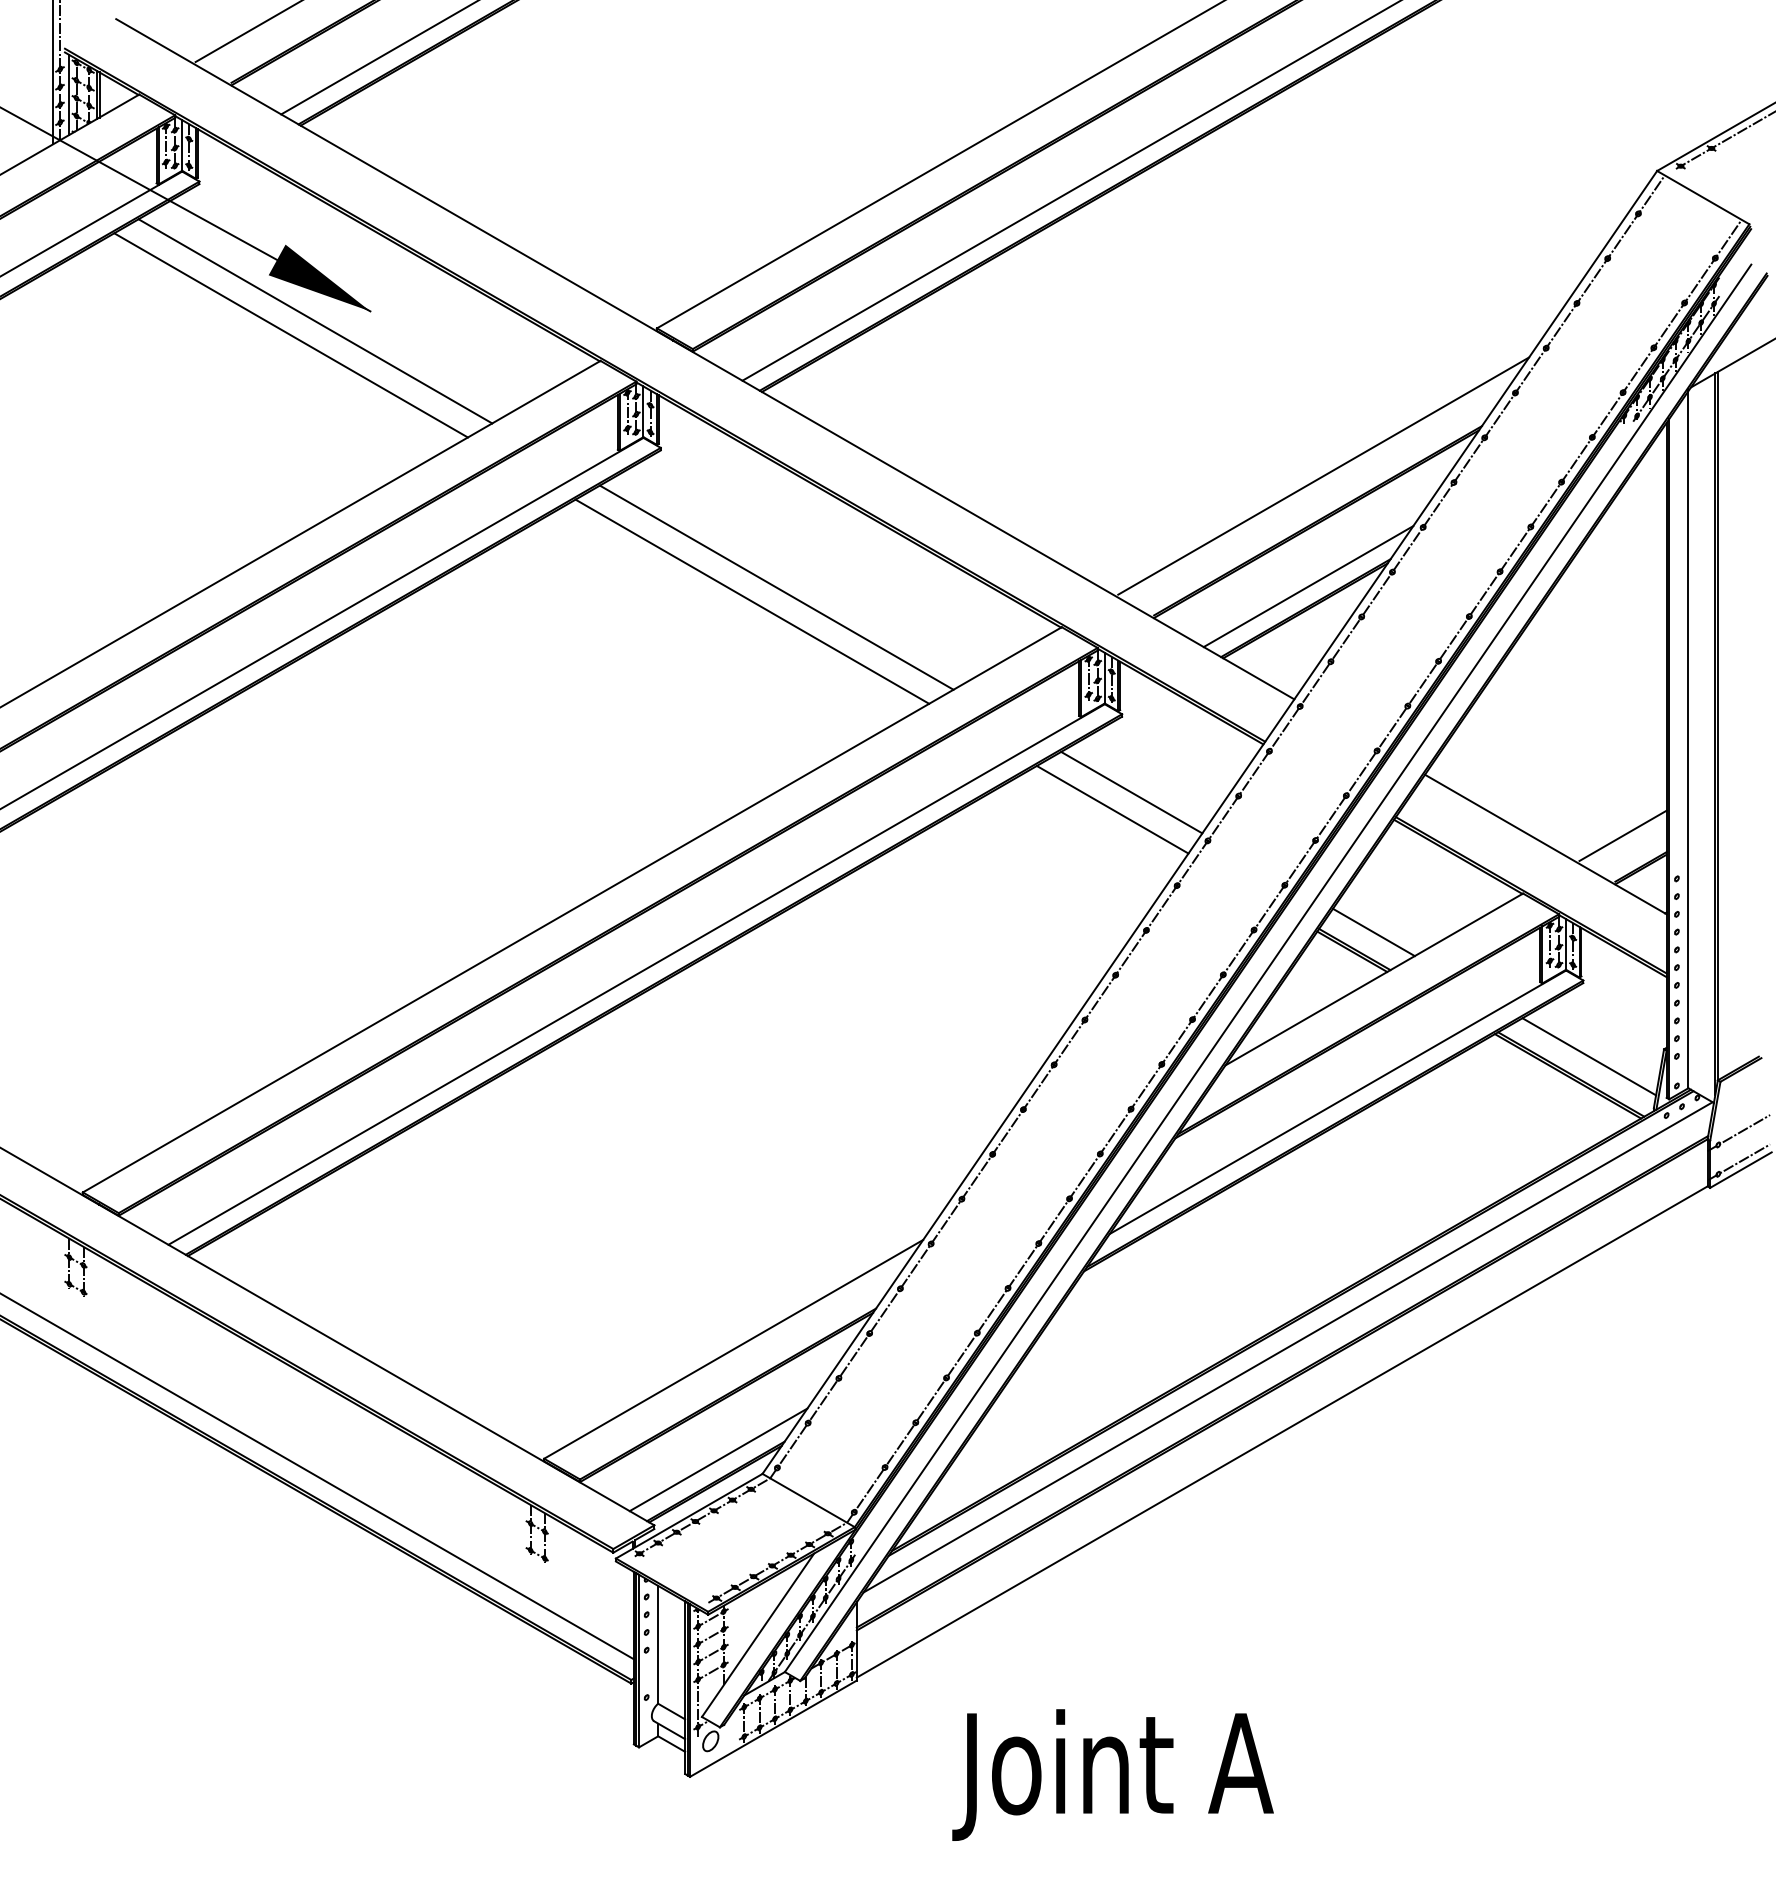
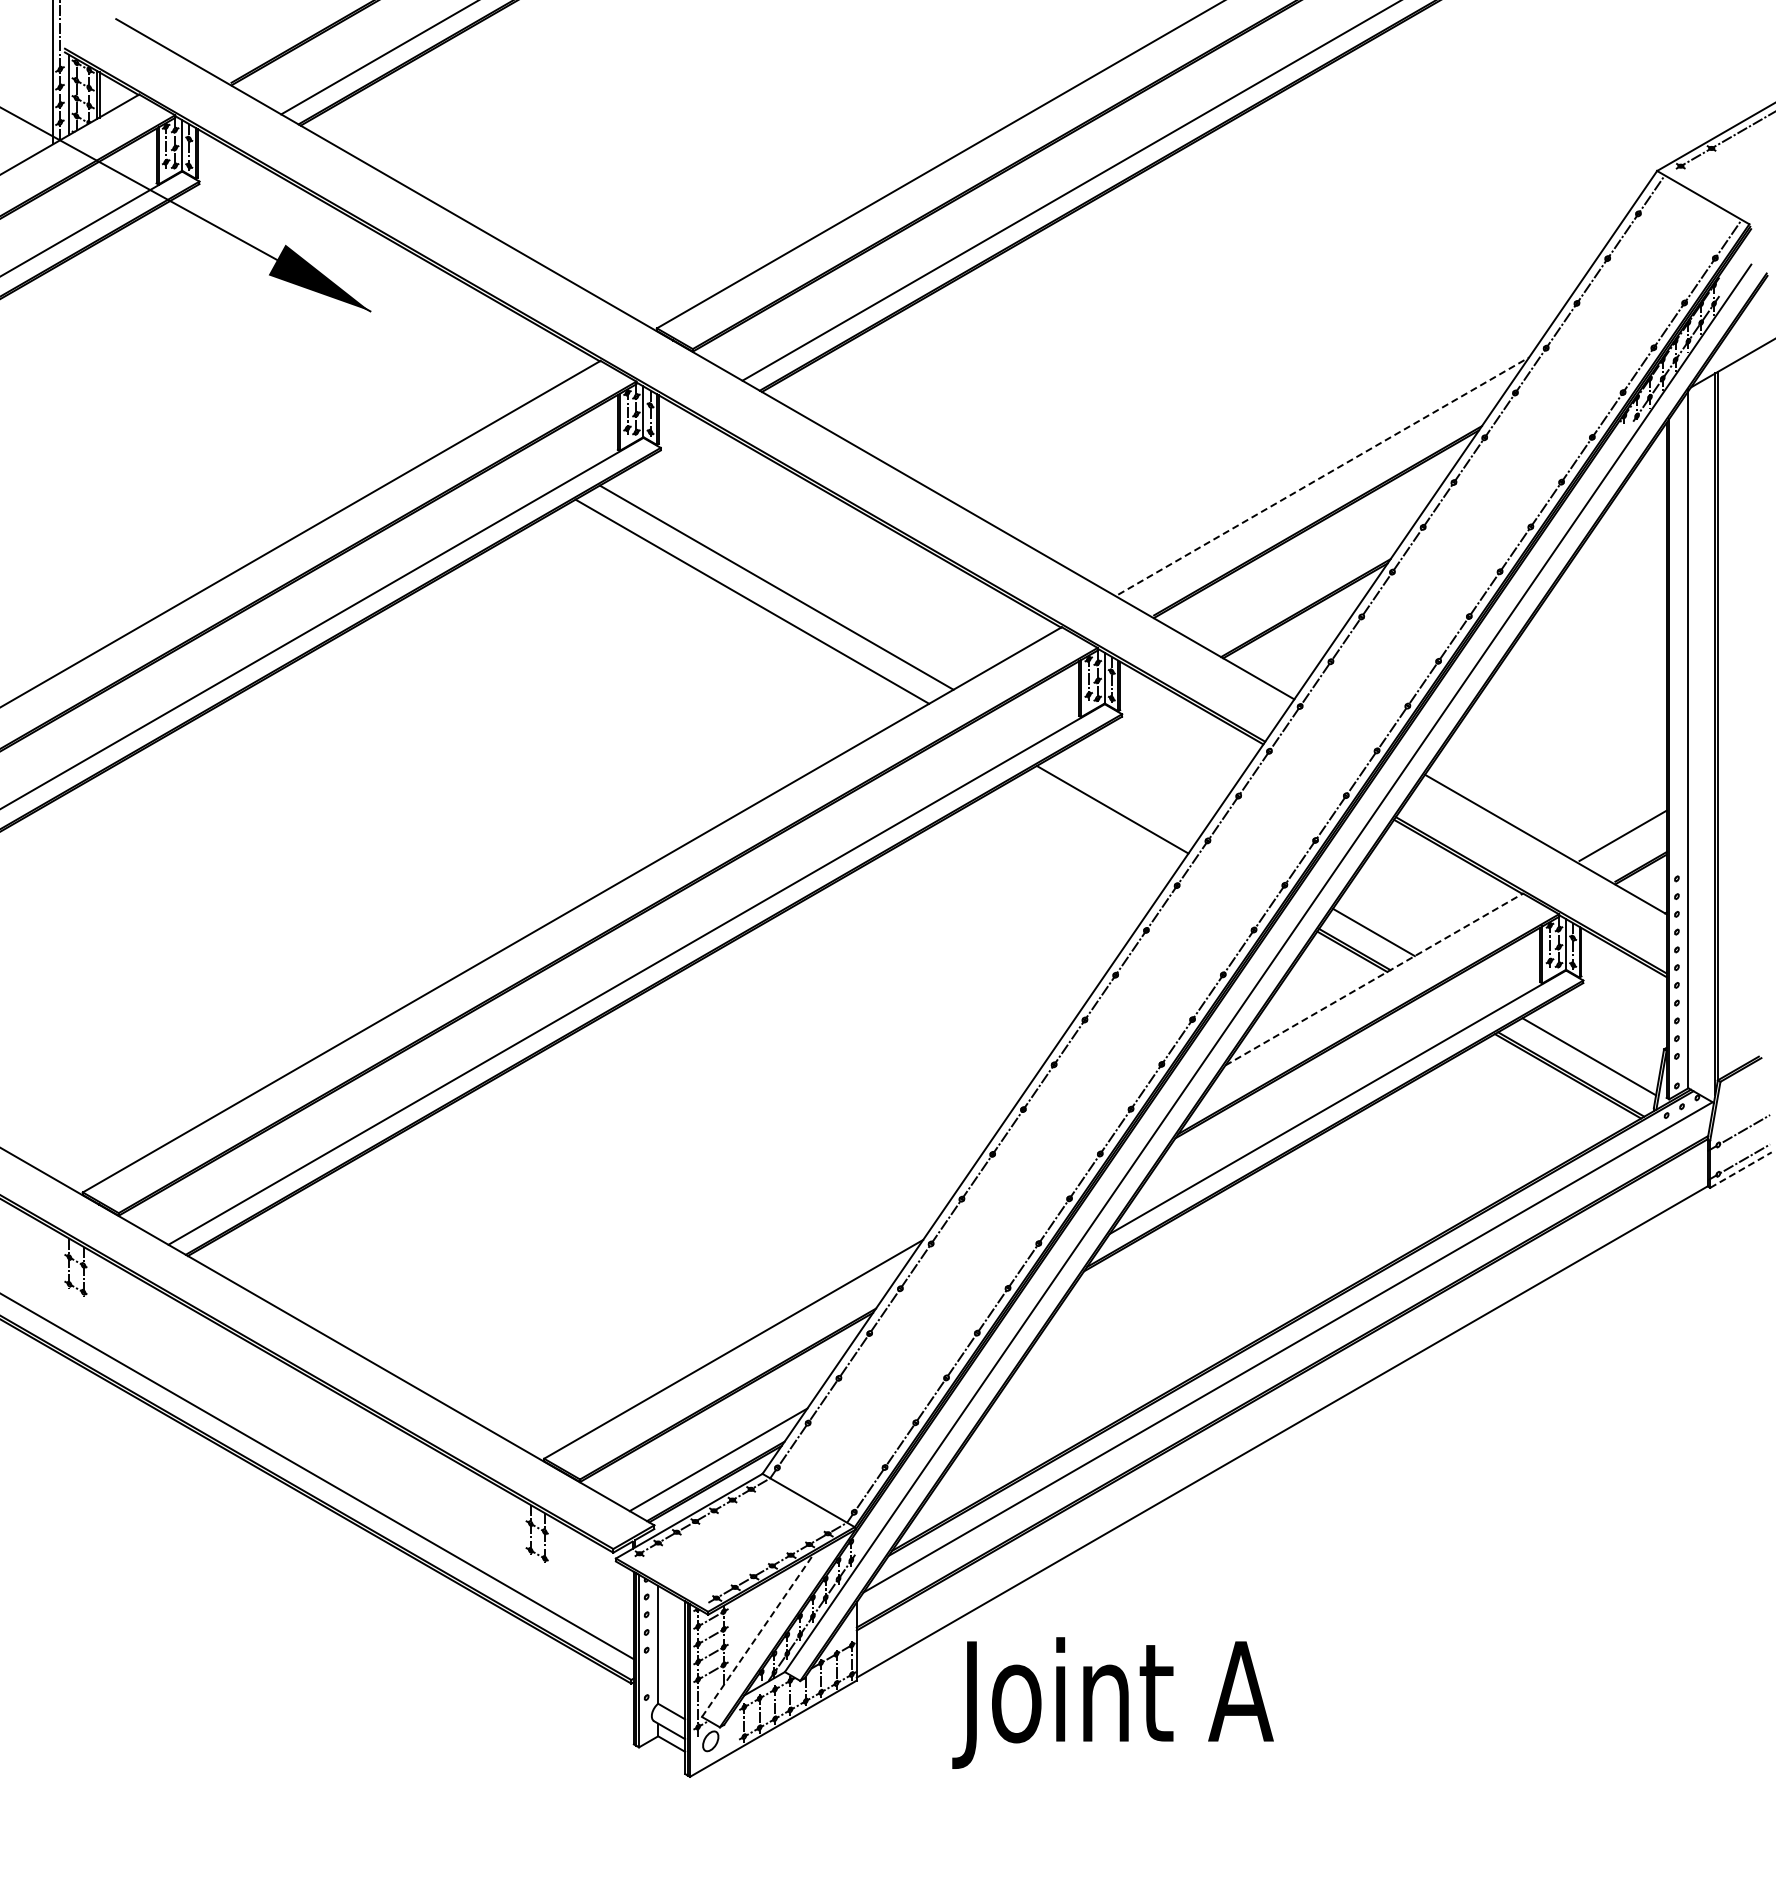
line: present -> none (247, 32)
line: present -> none (315, 321)
line: present -> none (290, 335)
line: solid -> dashed (1324, 475)
line: present -> none (1308, 586)
line: present -> none (1131, 792)
line: solid -> dashed (1374, 979)
line: solid -> dashed (1740, 1170)
line: solid -> dashed (758, 1634)
text position: (1112, 1774) -> (1112, 1702) (1112, 1702)
